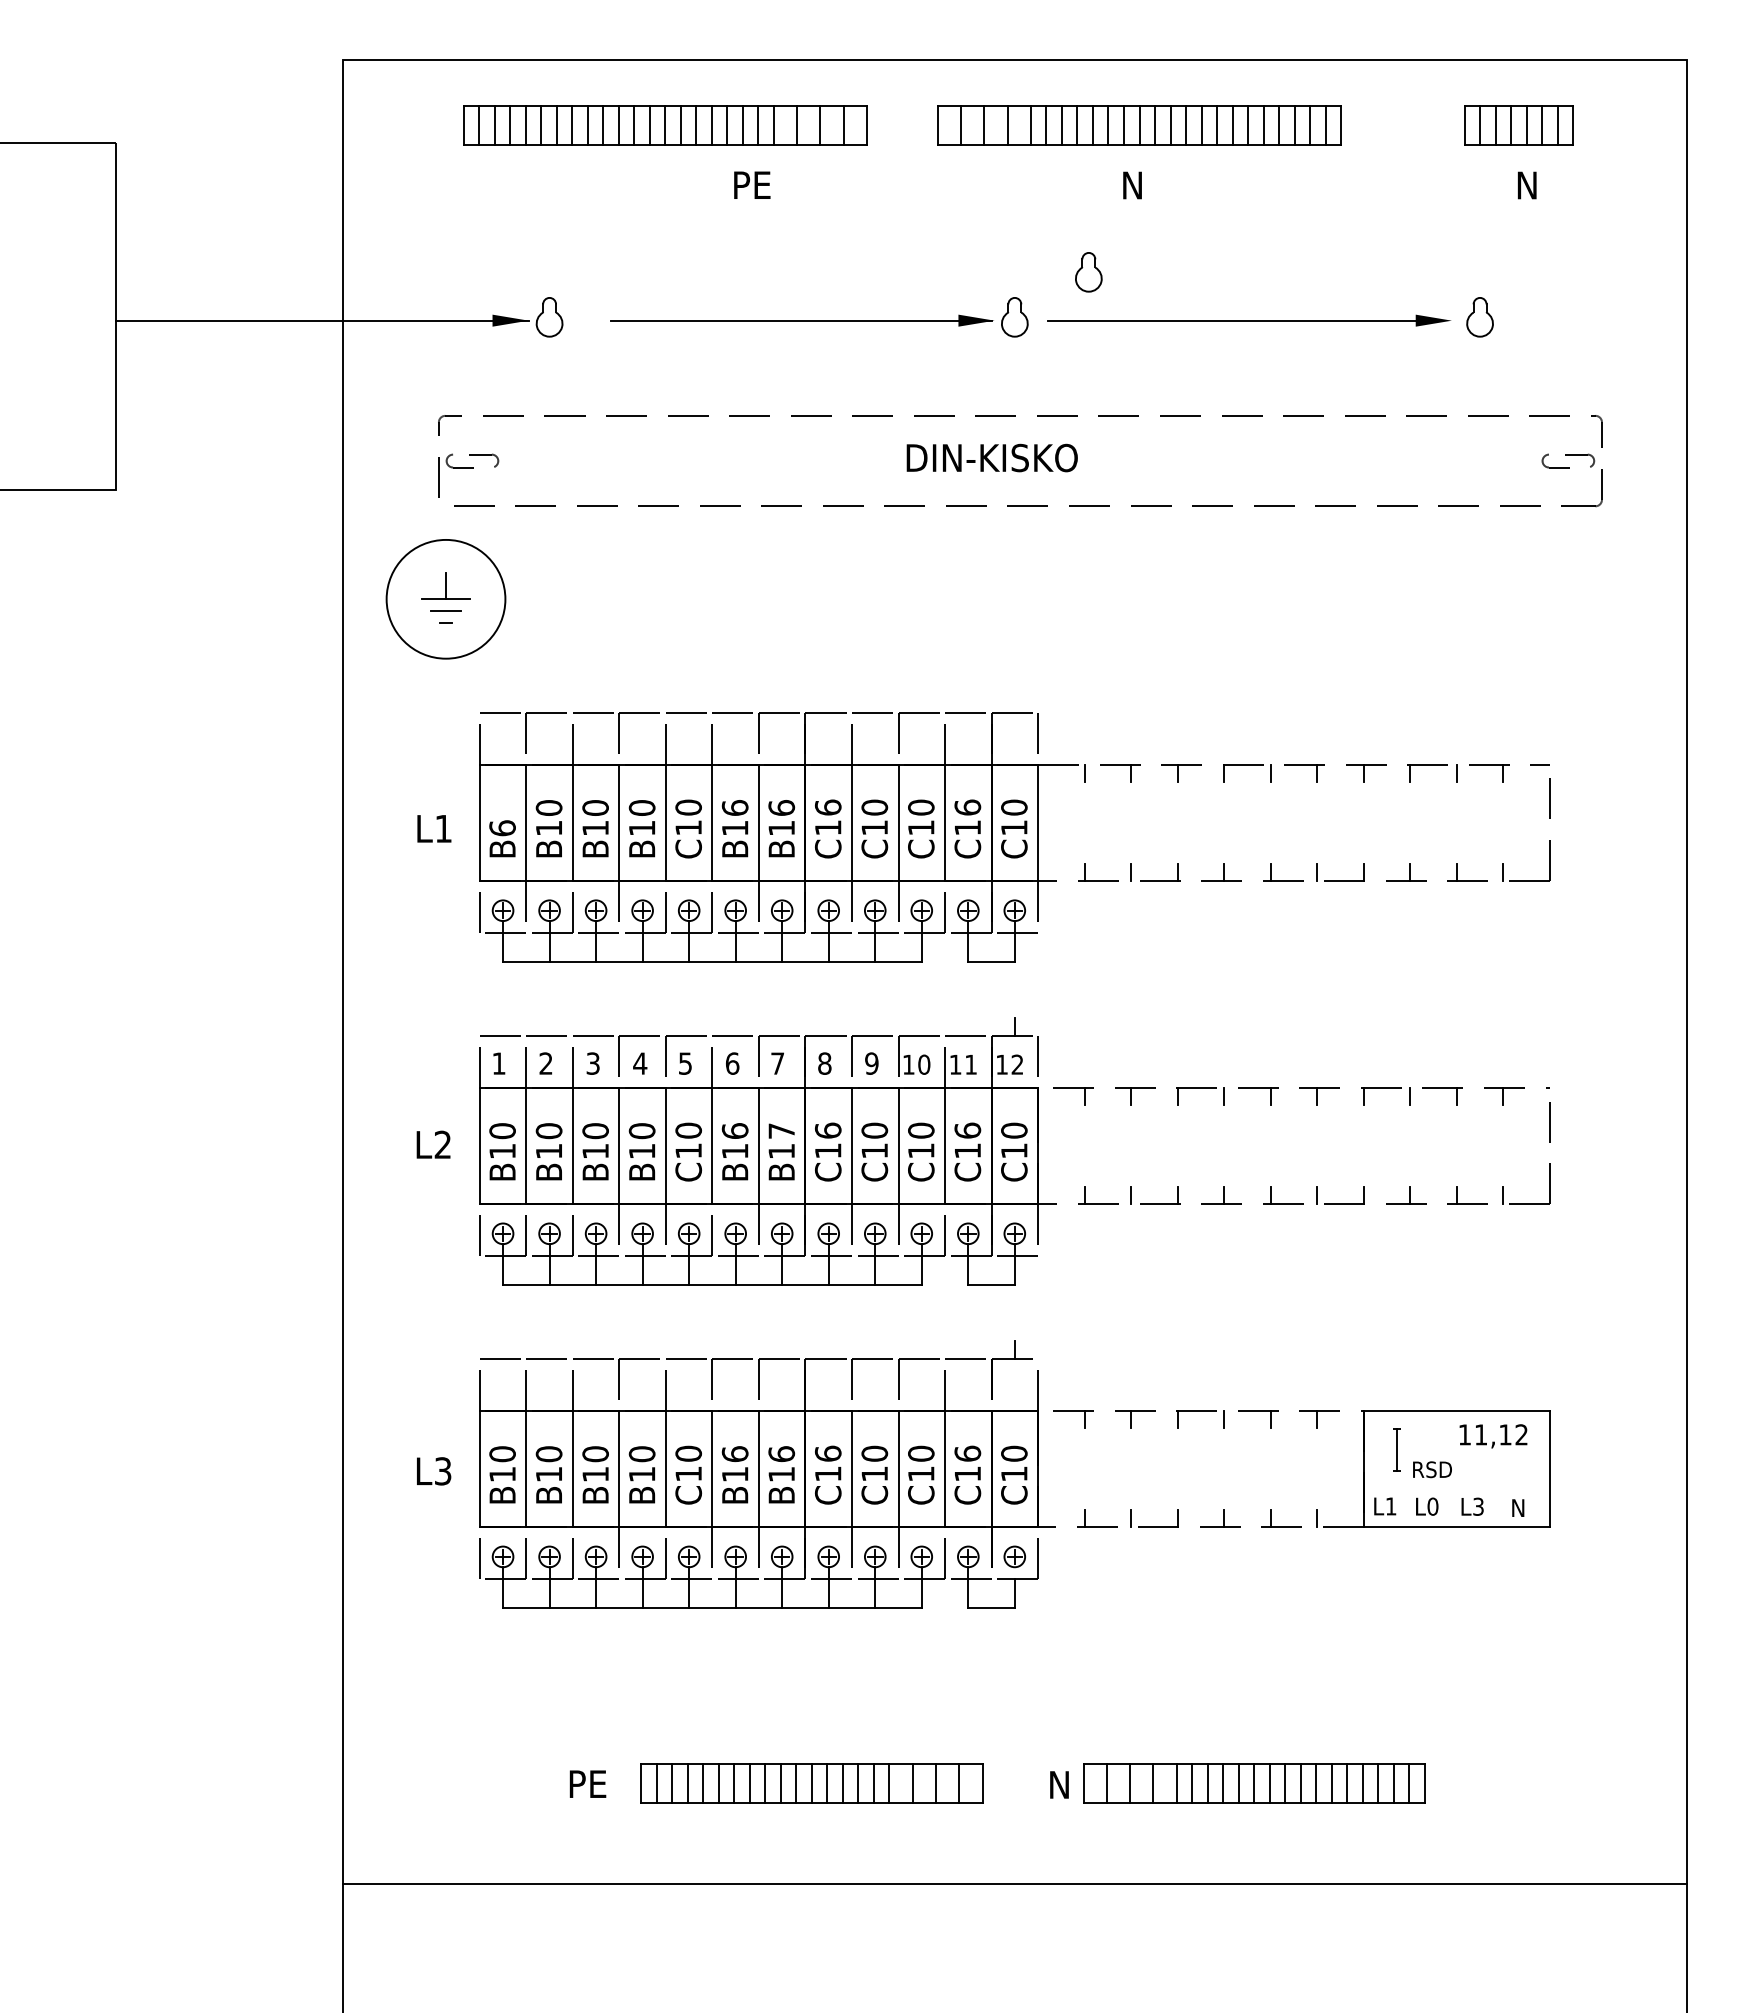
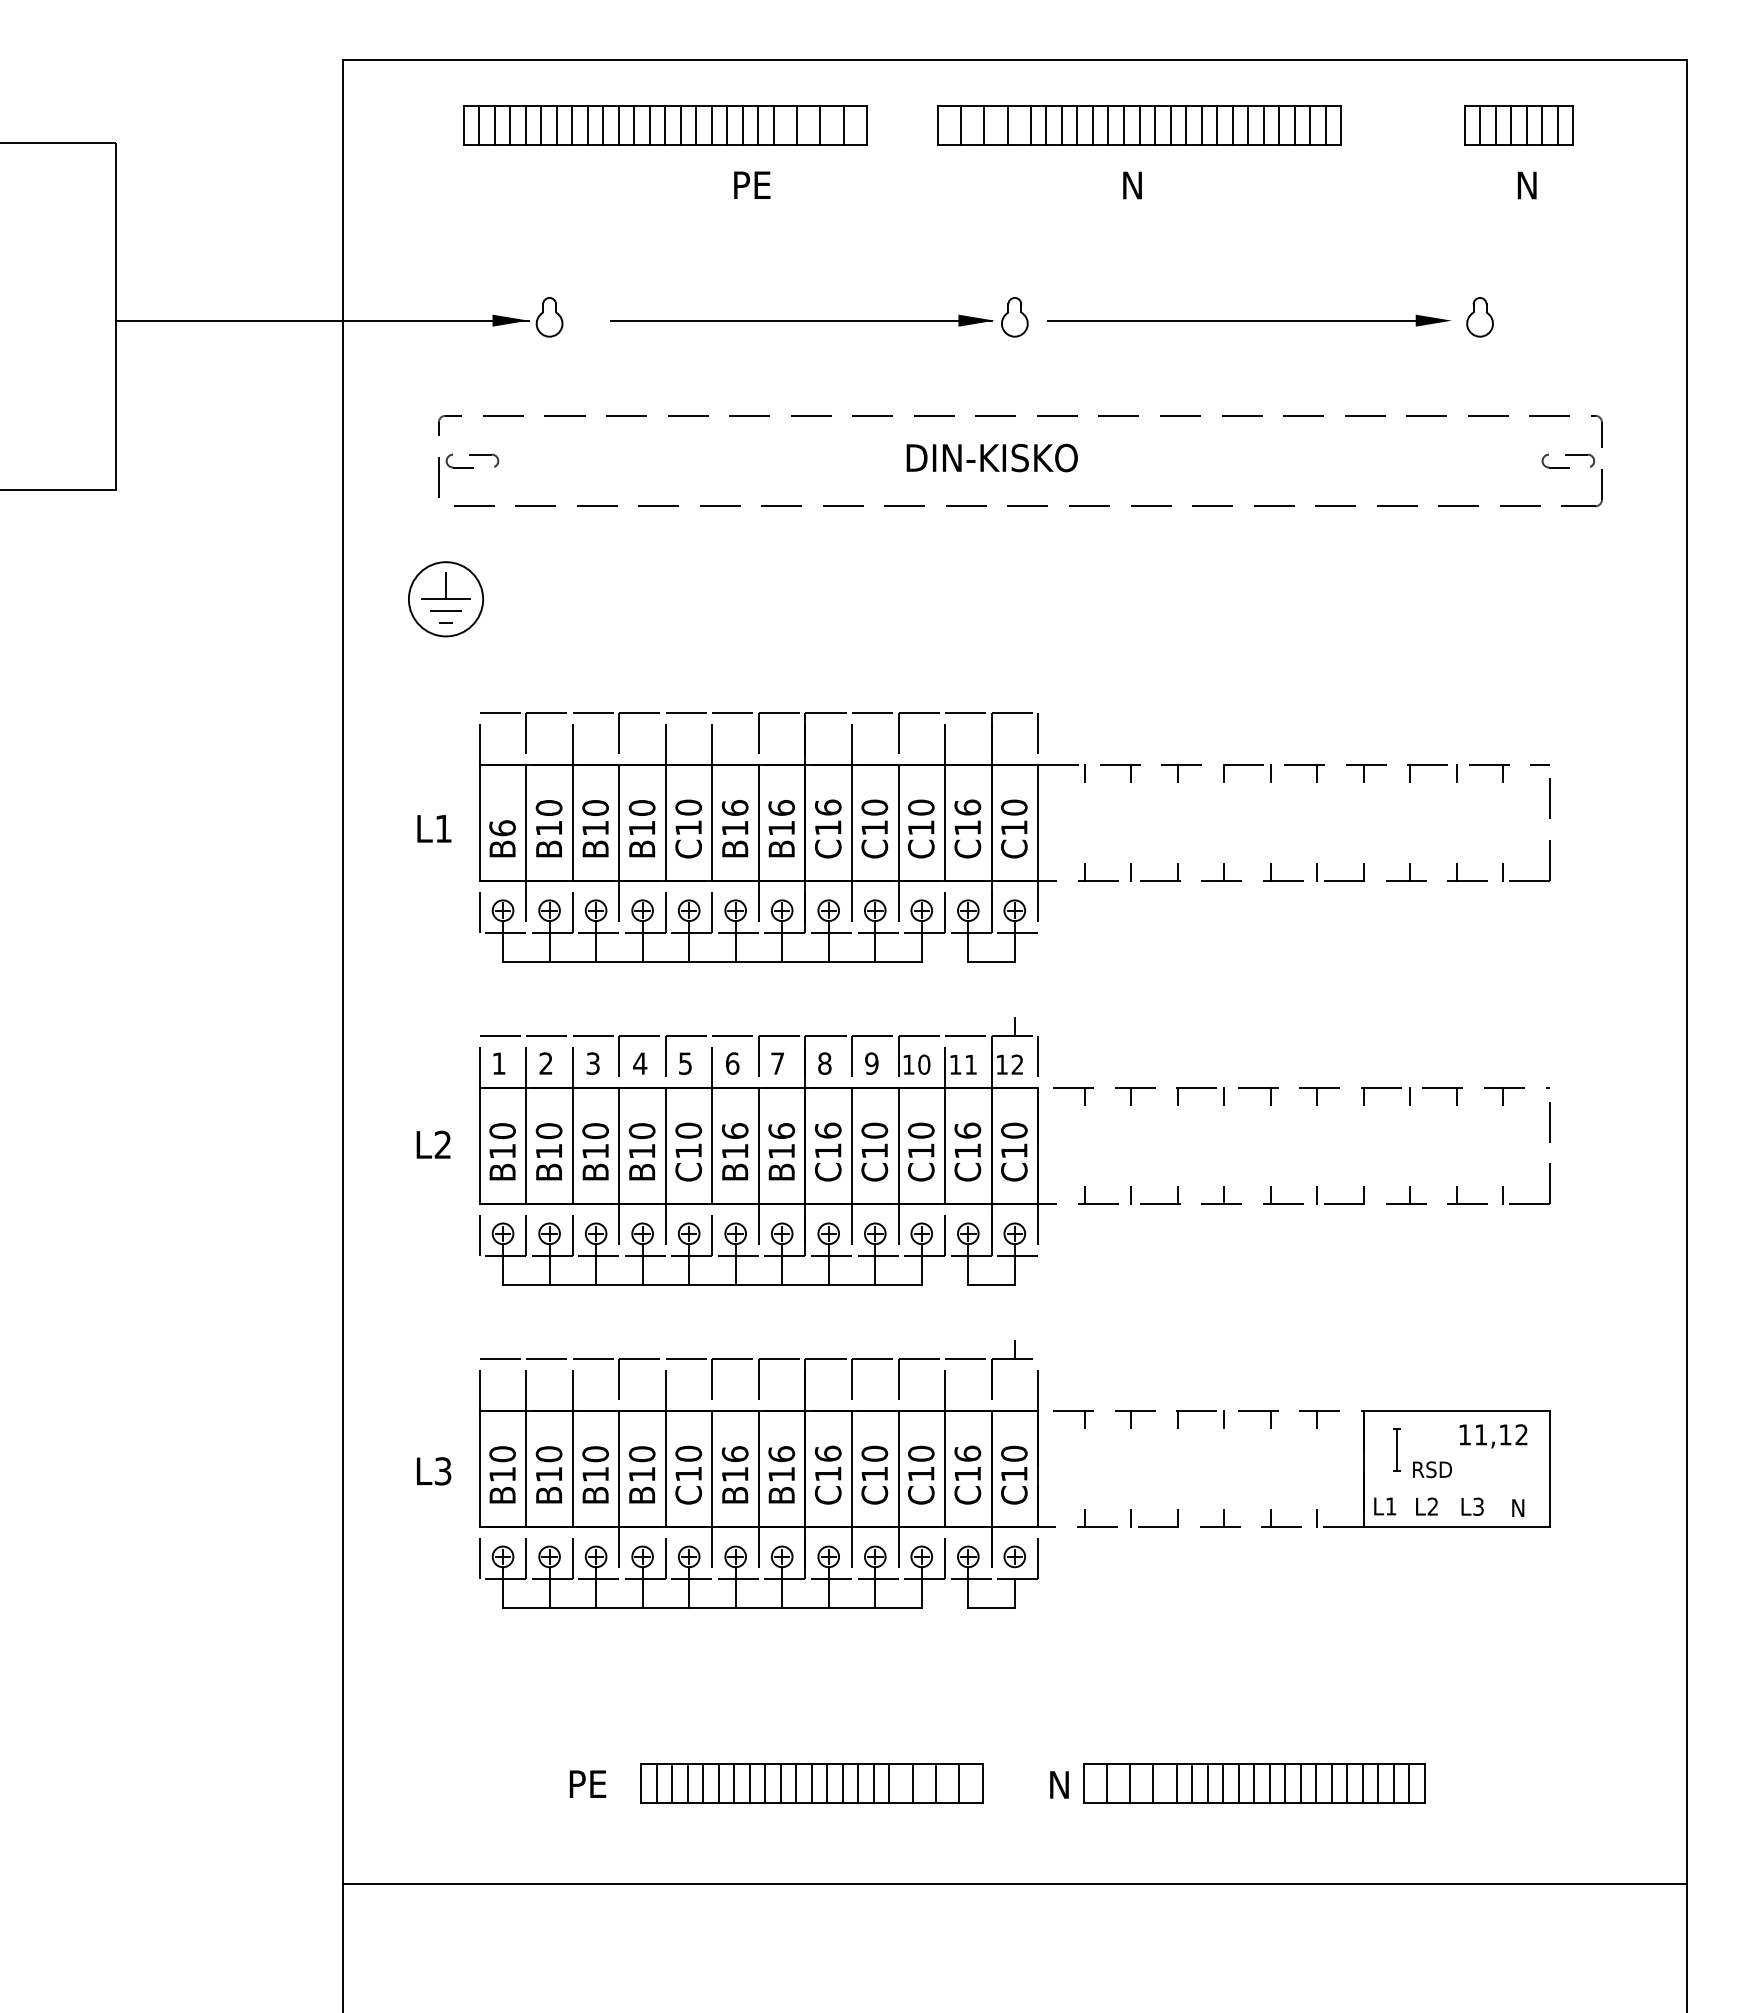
part: present -> none (1088, 272)
circle diameter: 119 px -> 74 px (445, 599)
text: B17 -> B16 (781, 1130)
text: L0 -> L2 (1432, 1506)
